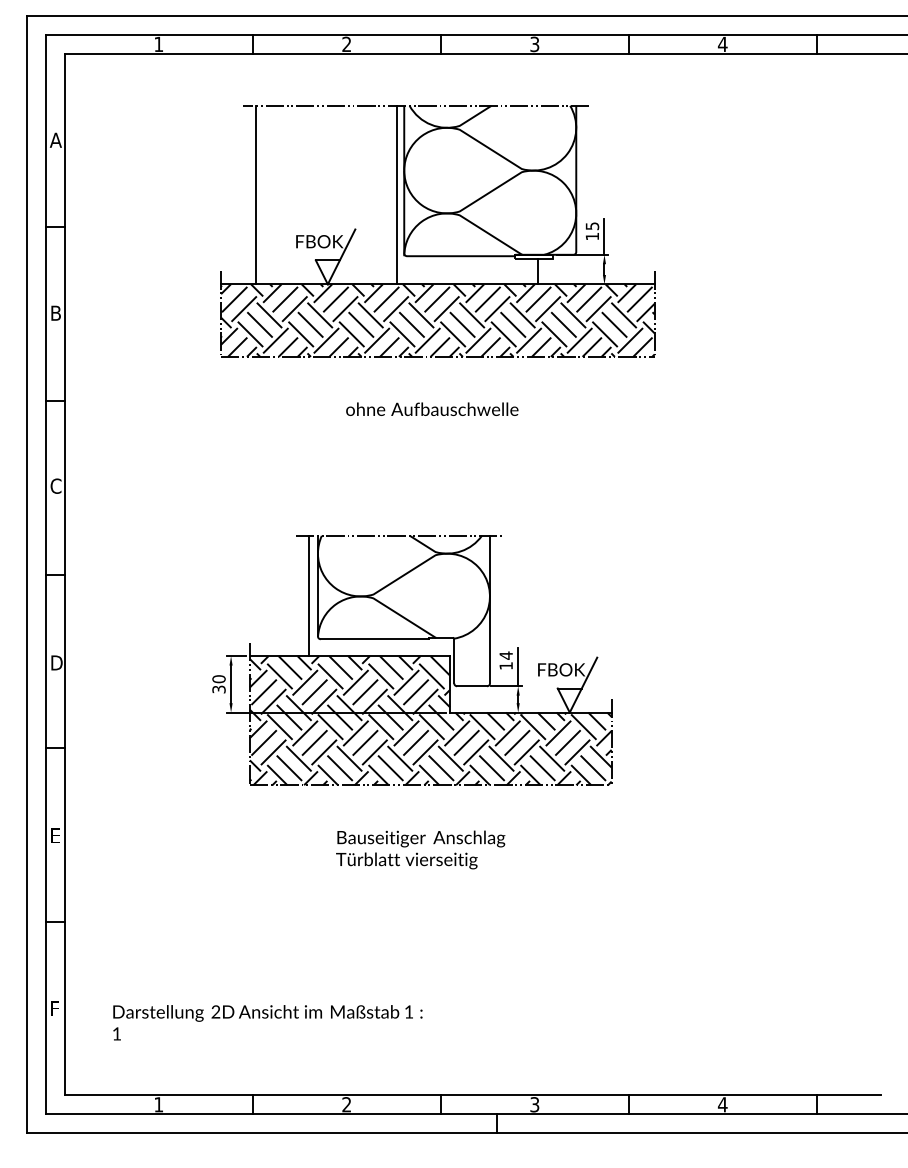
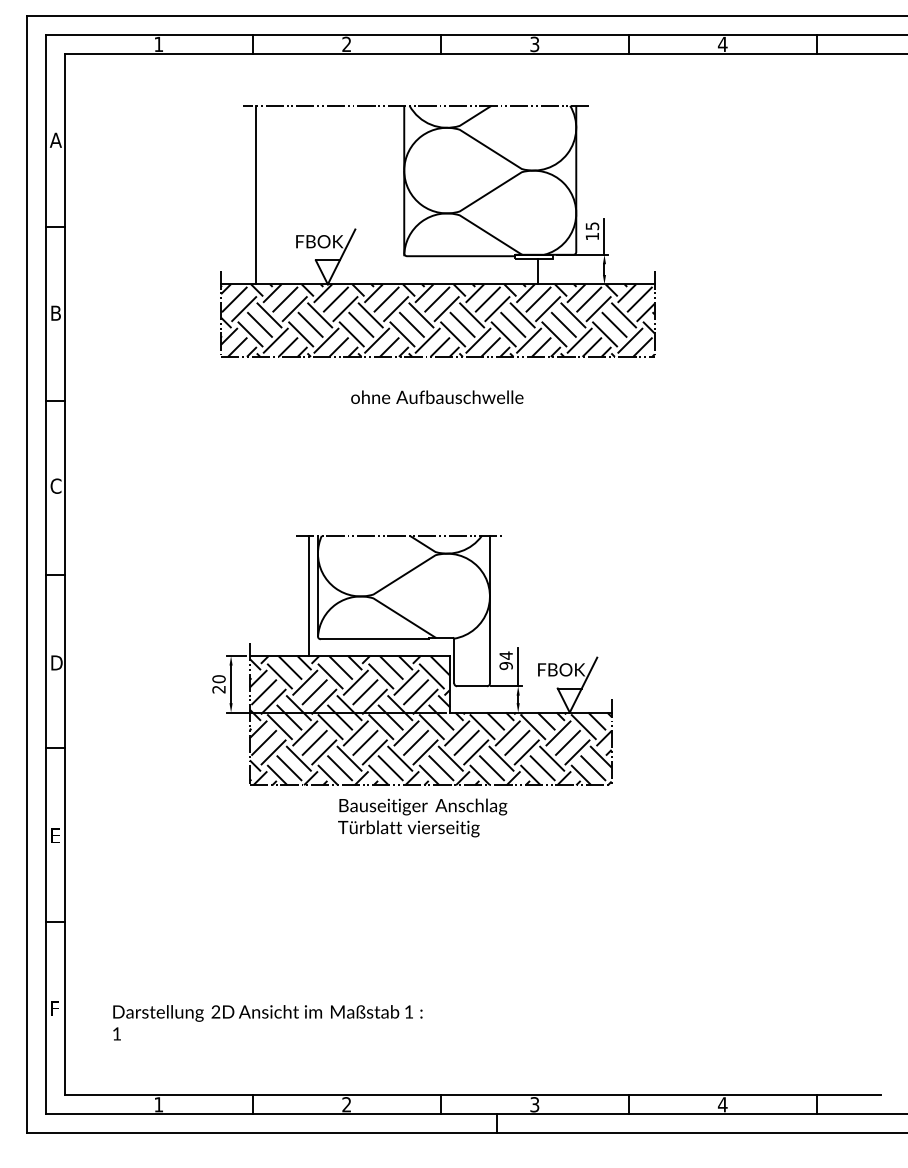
line: present -> none (396, 194)
text position: (432, 408) -> (437, 396) (437, 396)
text: 14 -> 94 (505, 666)
text: 30 -> 20 (218, 689)
text position: (420, 849) -> (422, 817) (422, 817)
